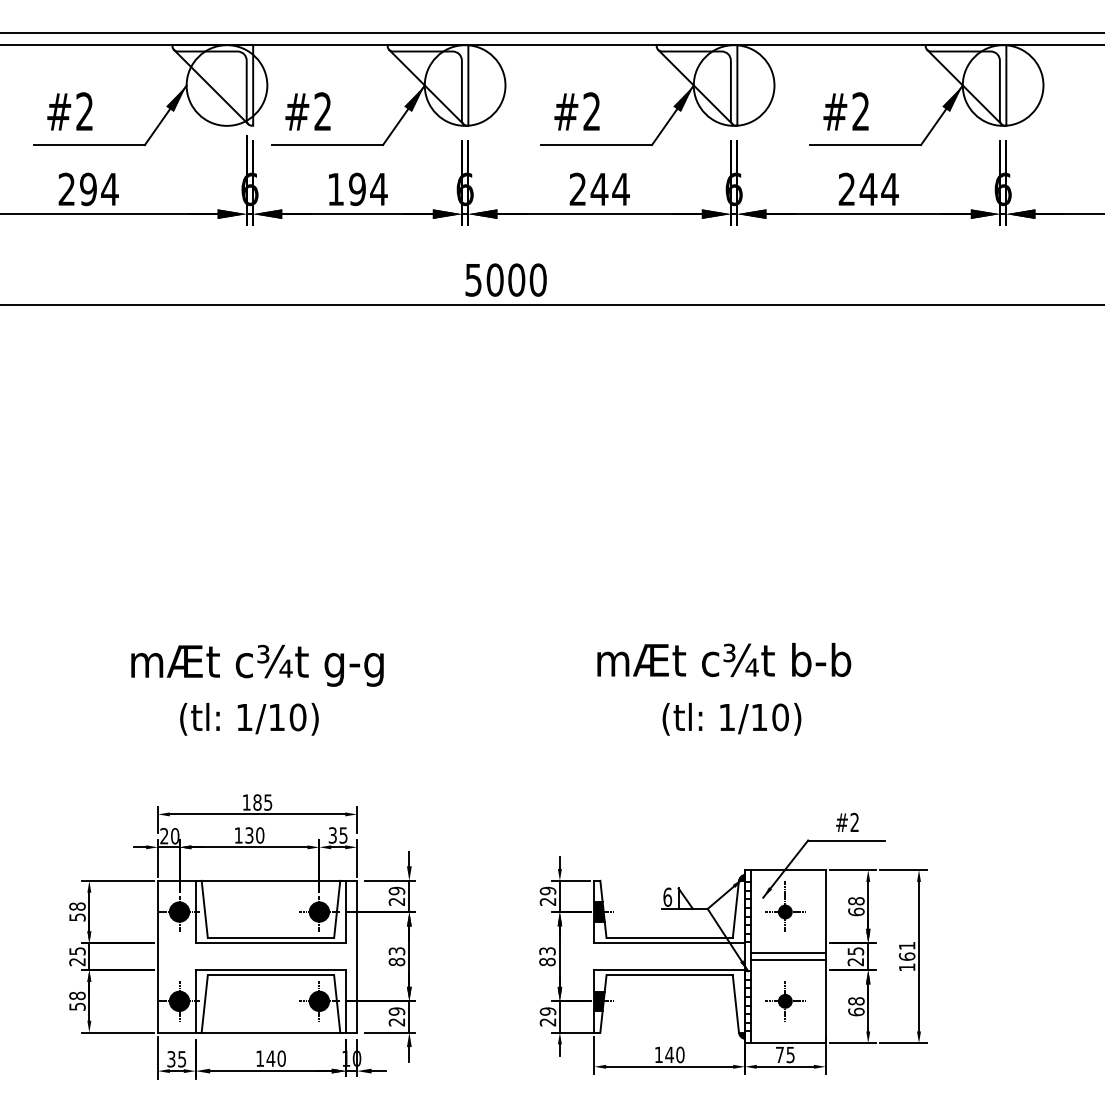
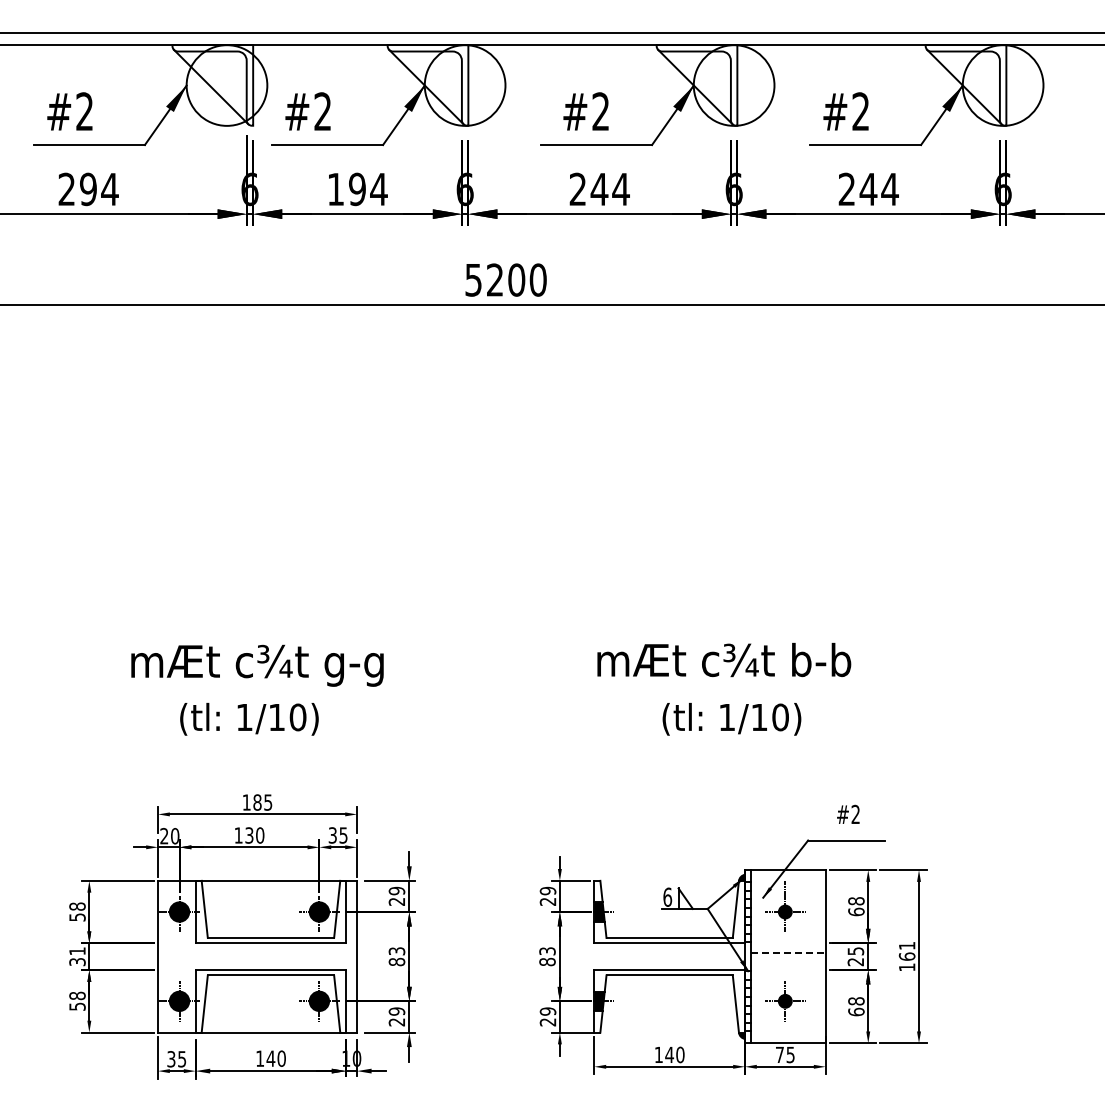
text position: (576, 111) -> (585, 111) (585, 111)
text: 5000 -> 5200 (494, 279)
text position: (847, 821) -> (848, 813) (848, 813)
line: solid -> dashed (789, 953)
text: 25 -> 31 (77, 956)
line: present -> none (788, 959)
